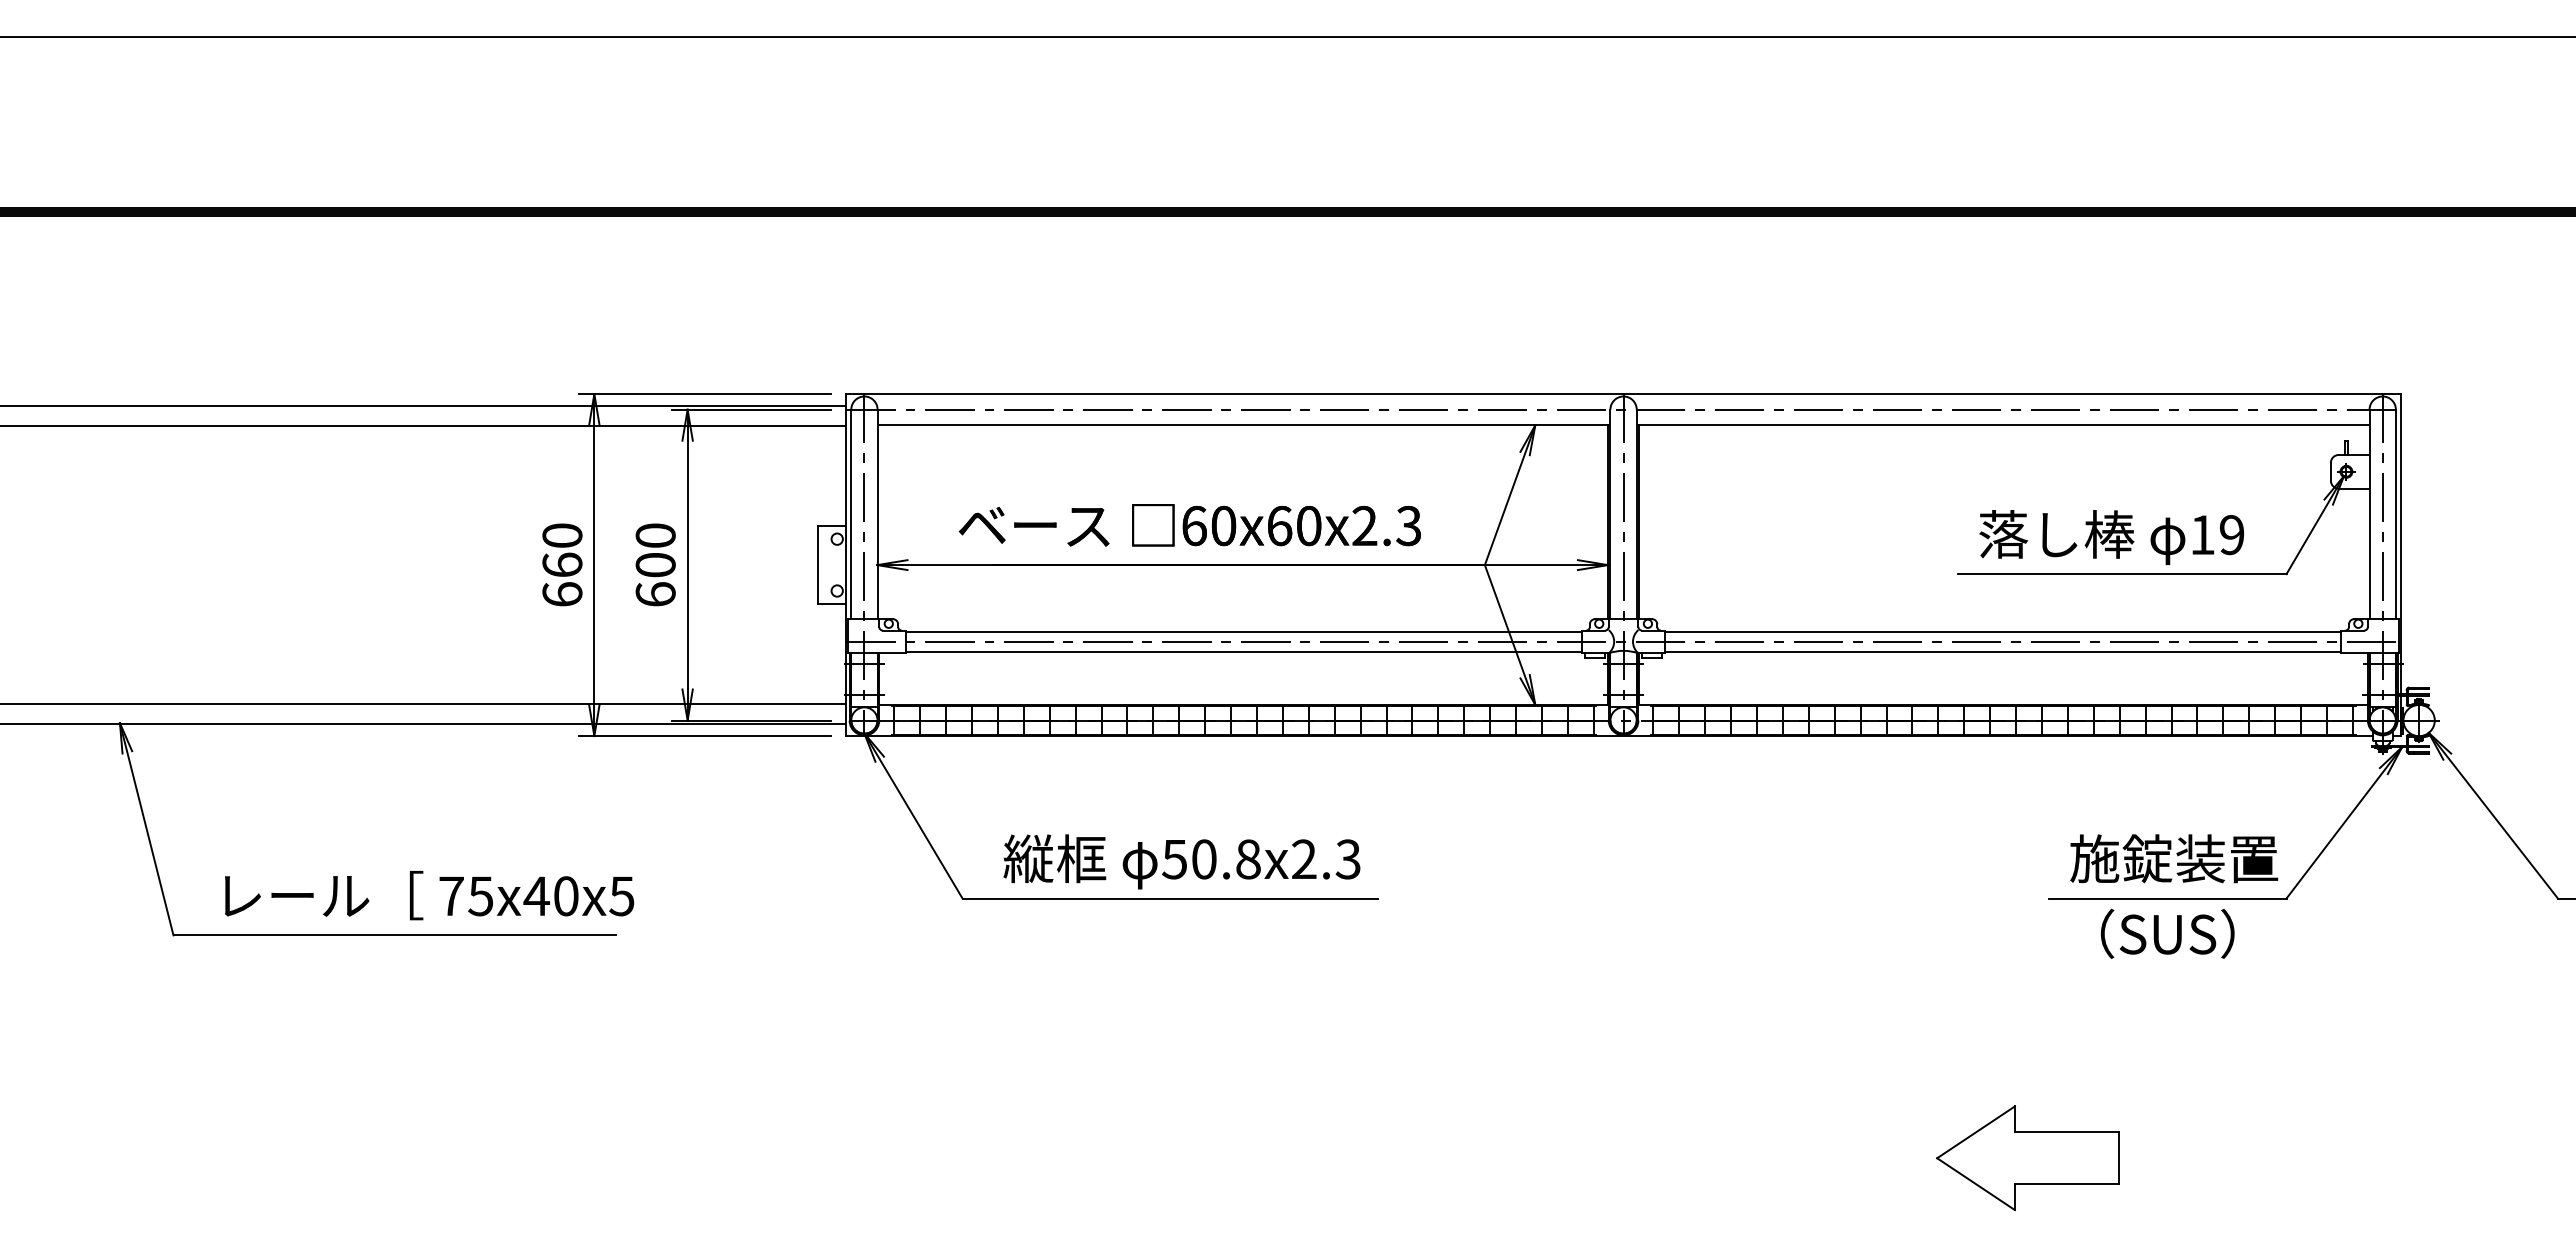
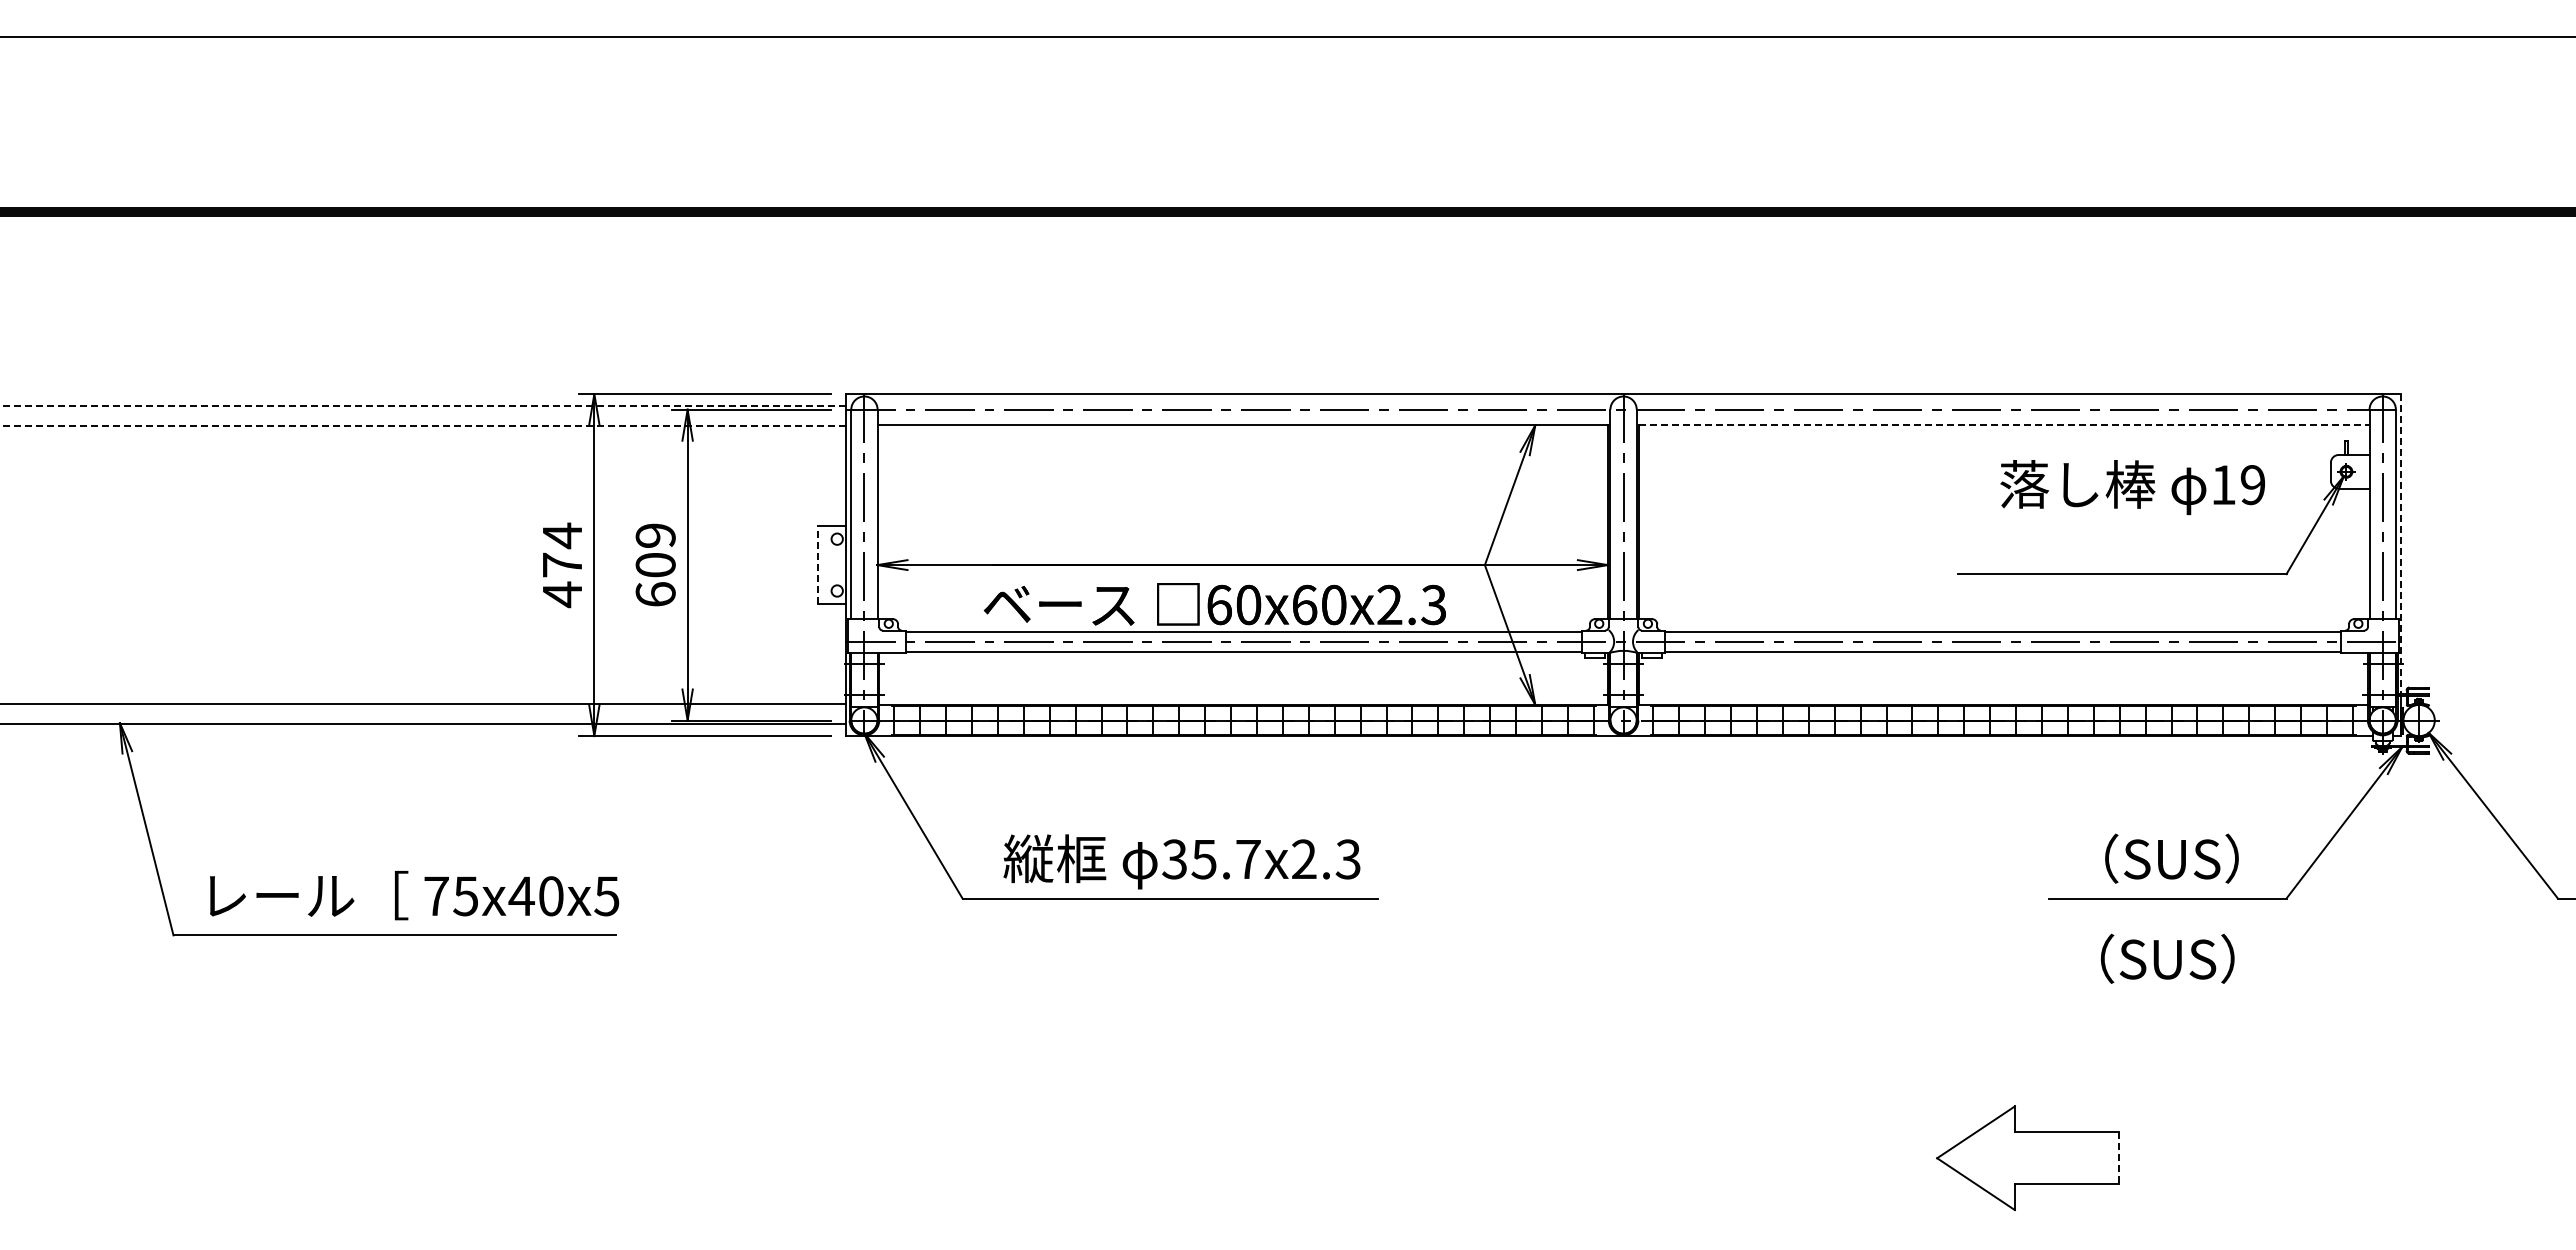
line: solid -> dashed (423, 405)
line: solid -> dashed (2004, 425)
line: solid -> dashed (423, 426)
text position: (1189, 525) -> (1214, 604) (1214, 604)
text: 600 -> 609 (655, 535)
text position: (2111, 537) -> (2132, 487) (2132, 487)
line: solid -> dashed (2400, 544)
text: 660 -> 474 (562, 565)
line: solid -> dashed (817, 565)
text: 施錠装置 -> （SUS） (2174, 858)
text: 50.8x2.3 -> 35.7x2.3 (1211, 859)
text position: (429, 895) -> (414, 895) (414, 895)
text position: (2167, 933) -> (2167, 958) (2167, 958)
line: solid -> dashed (2118, 1158)
